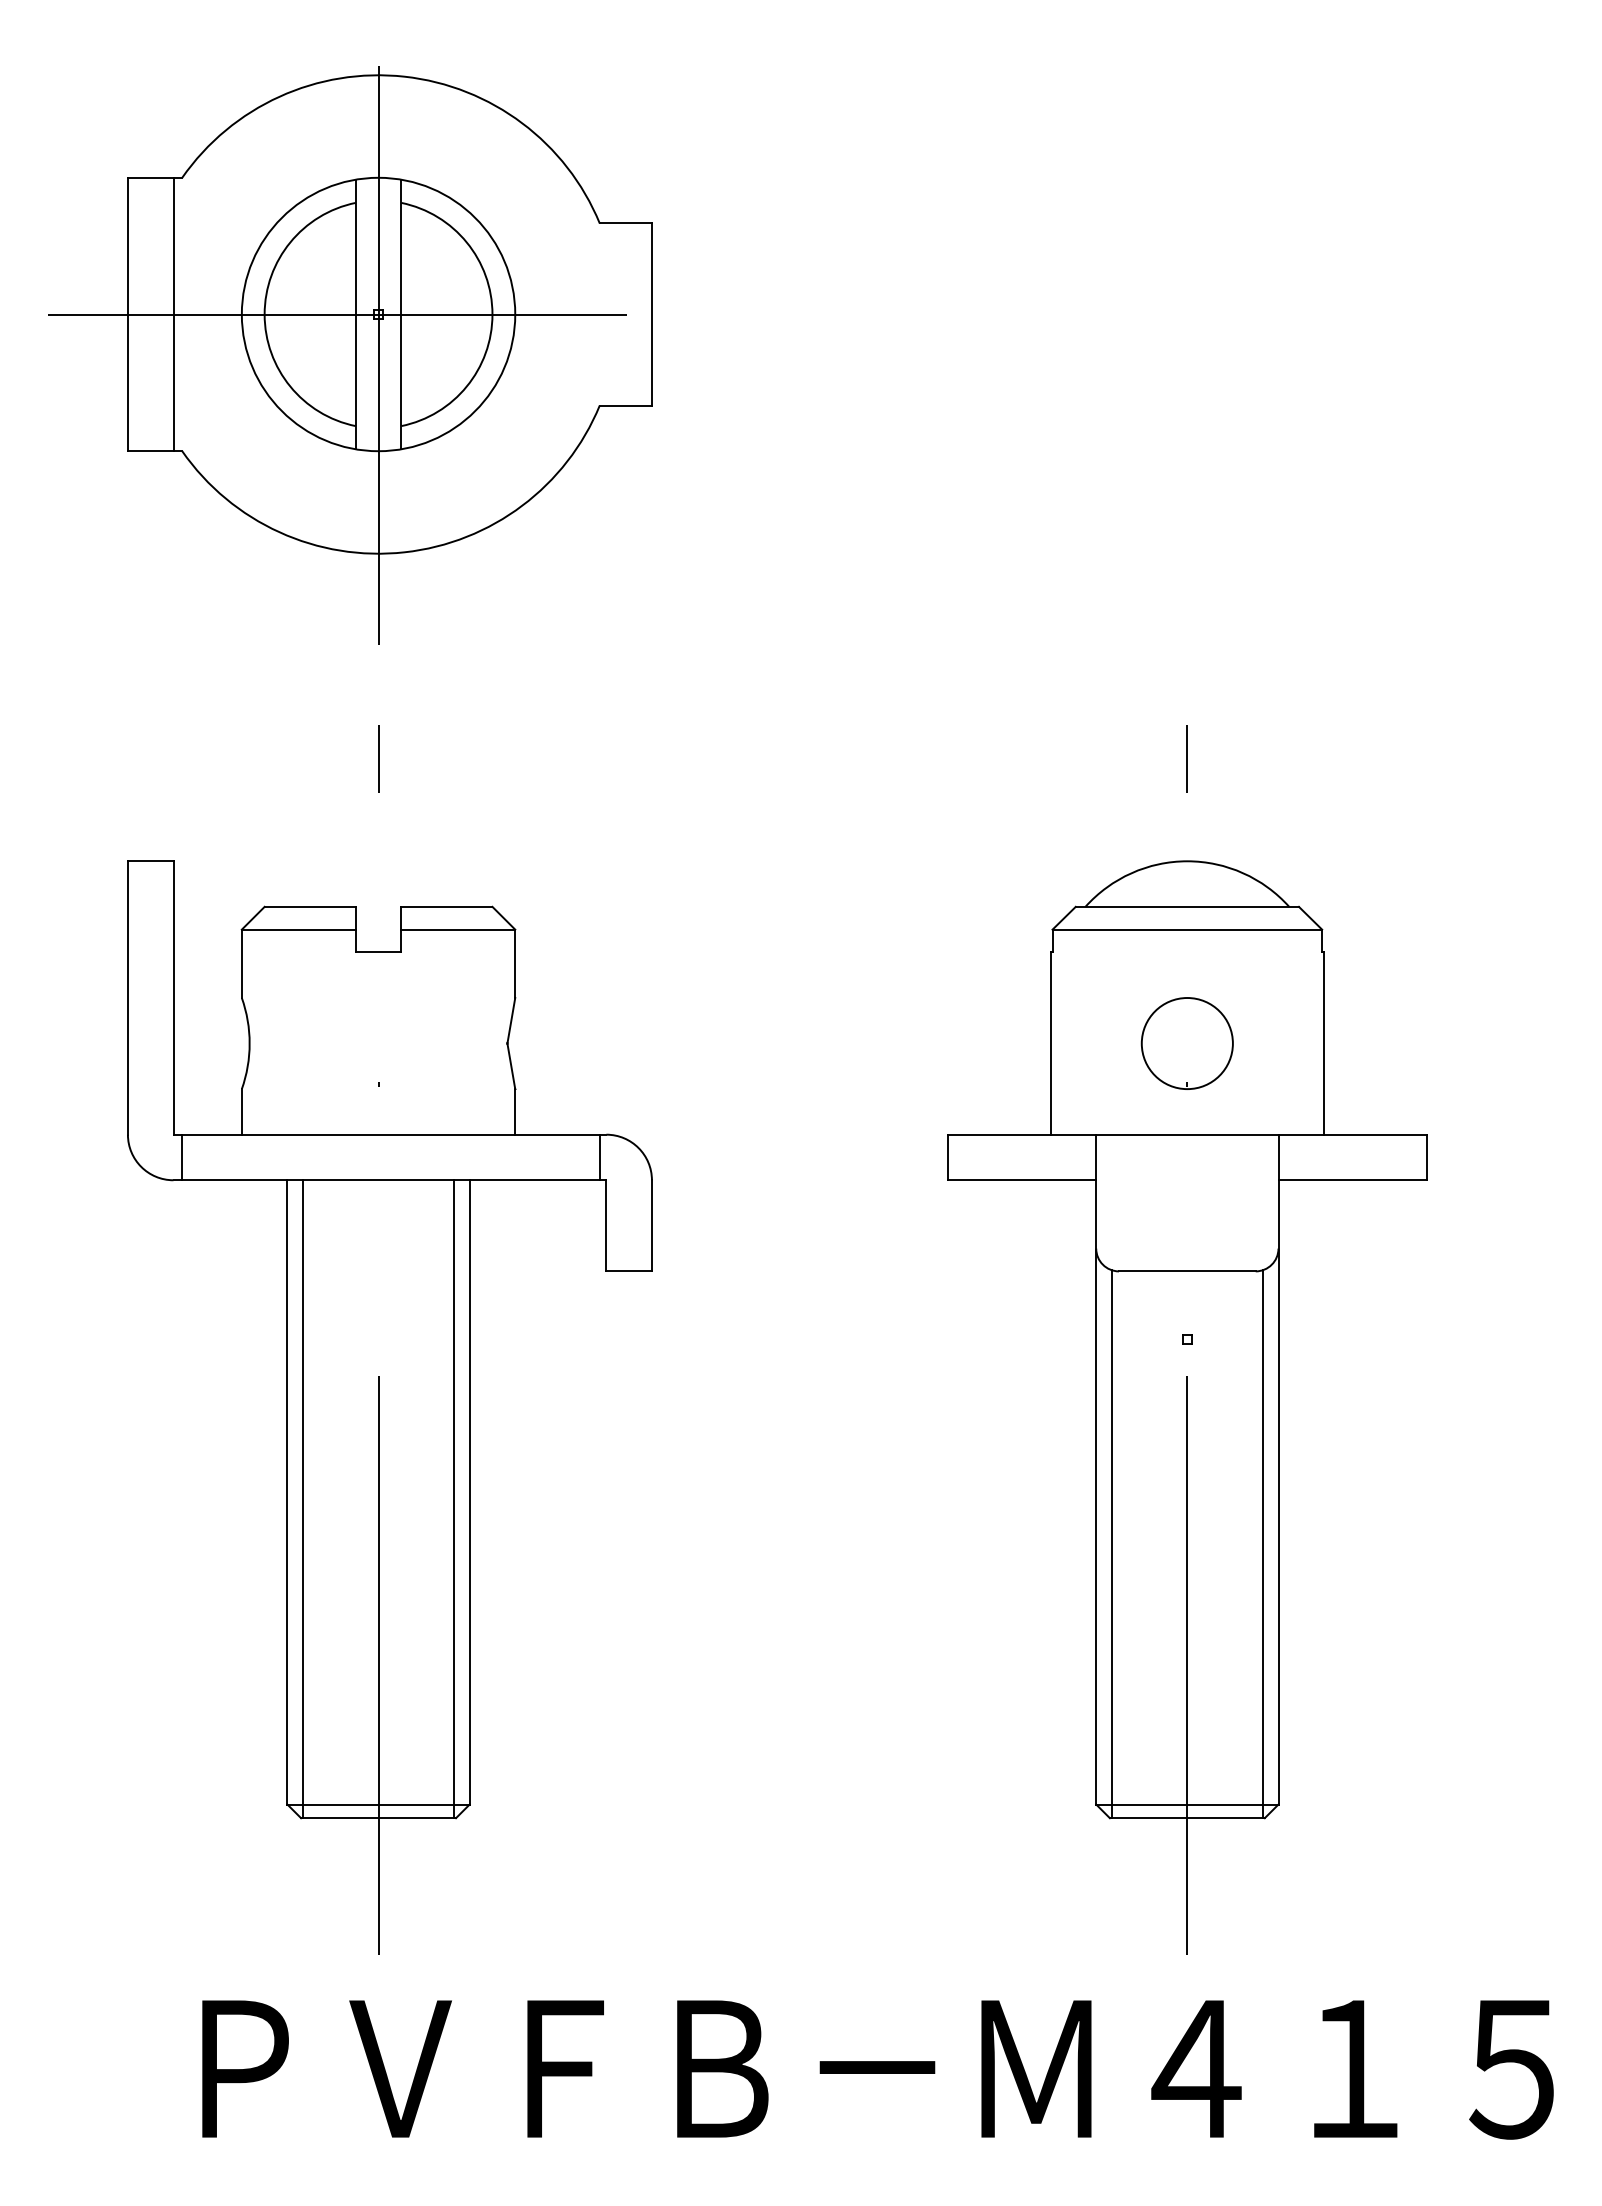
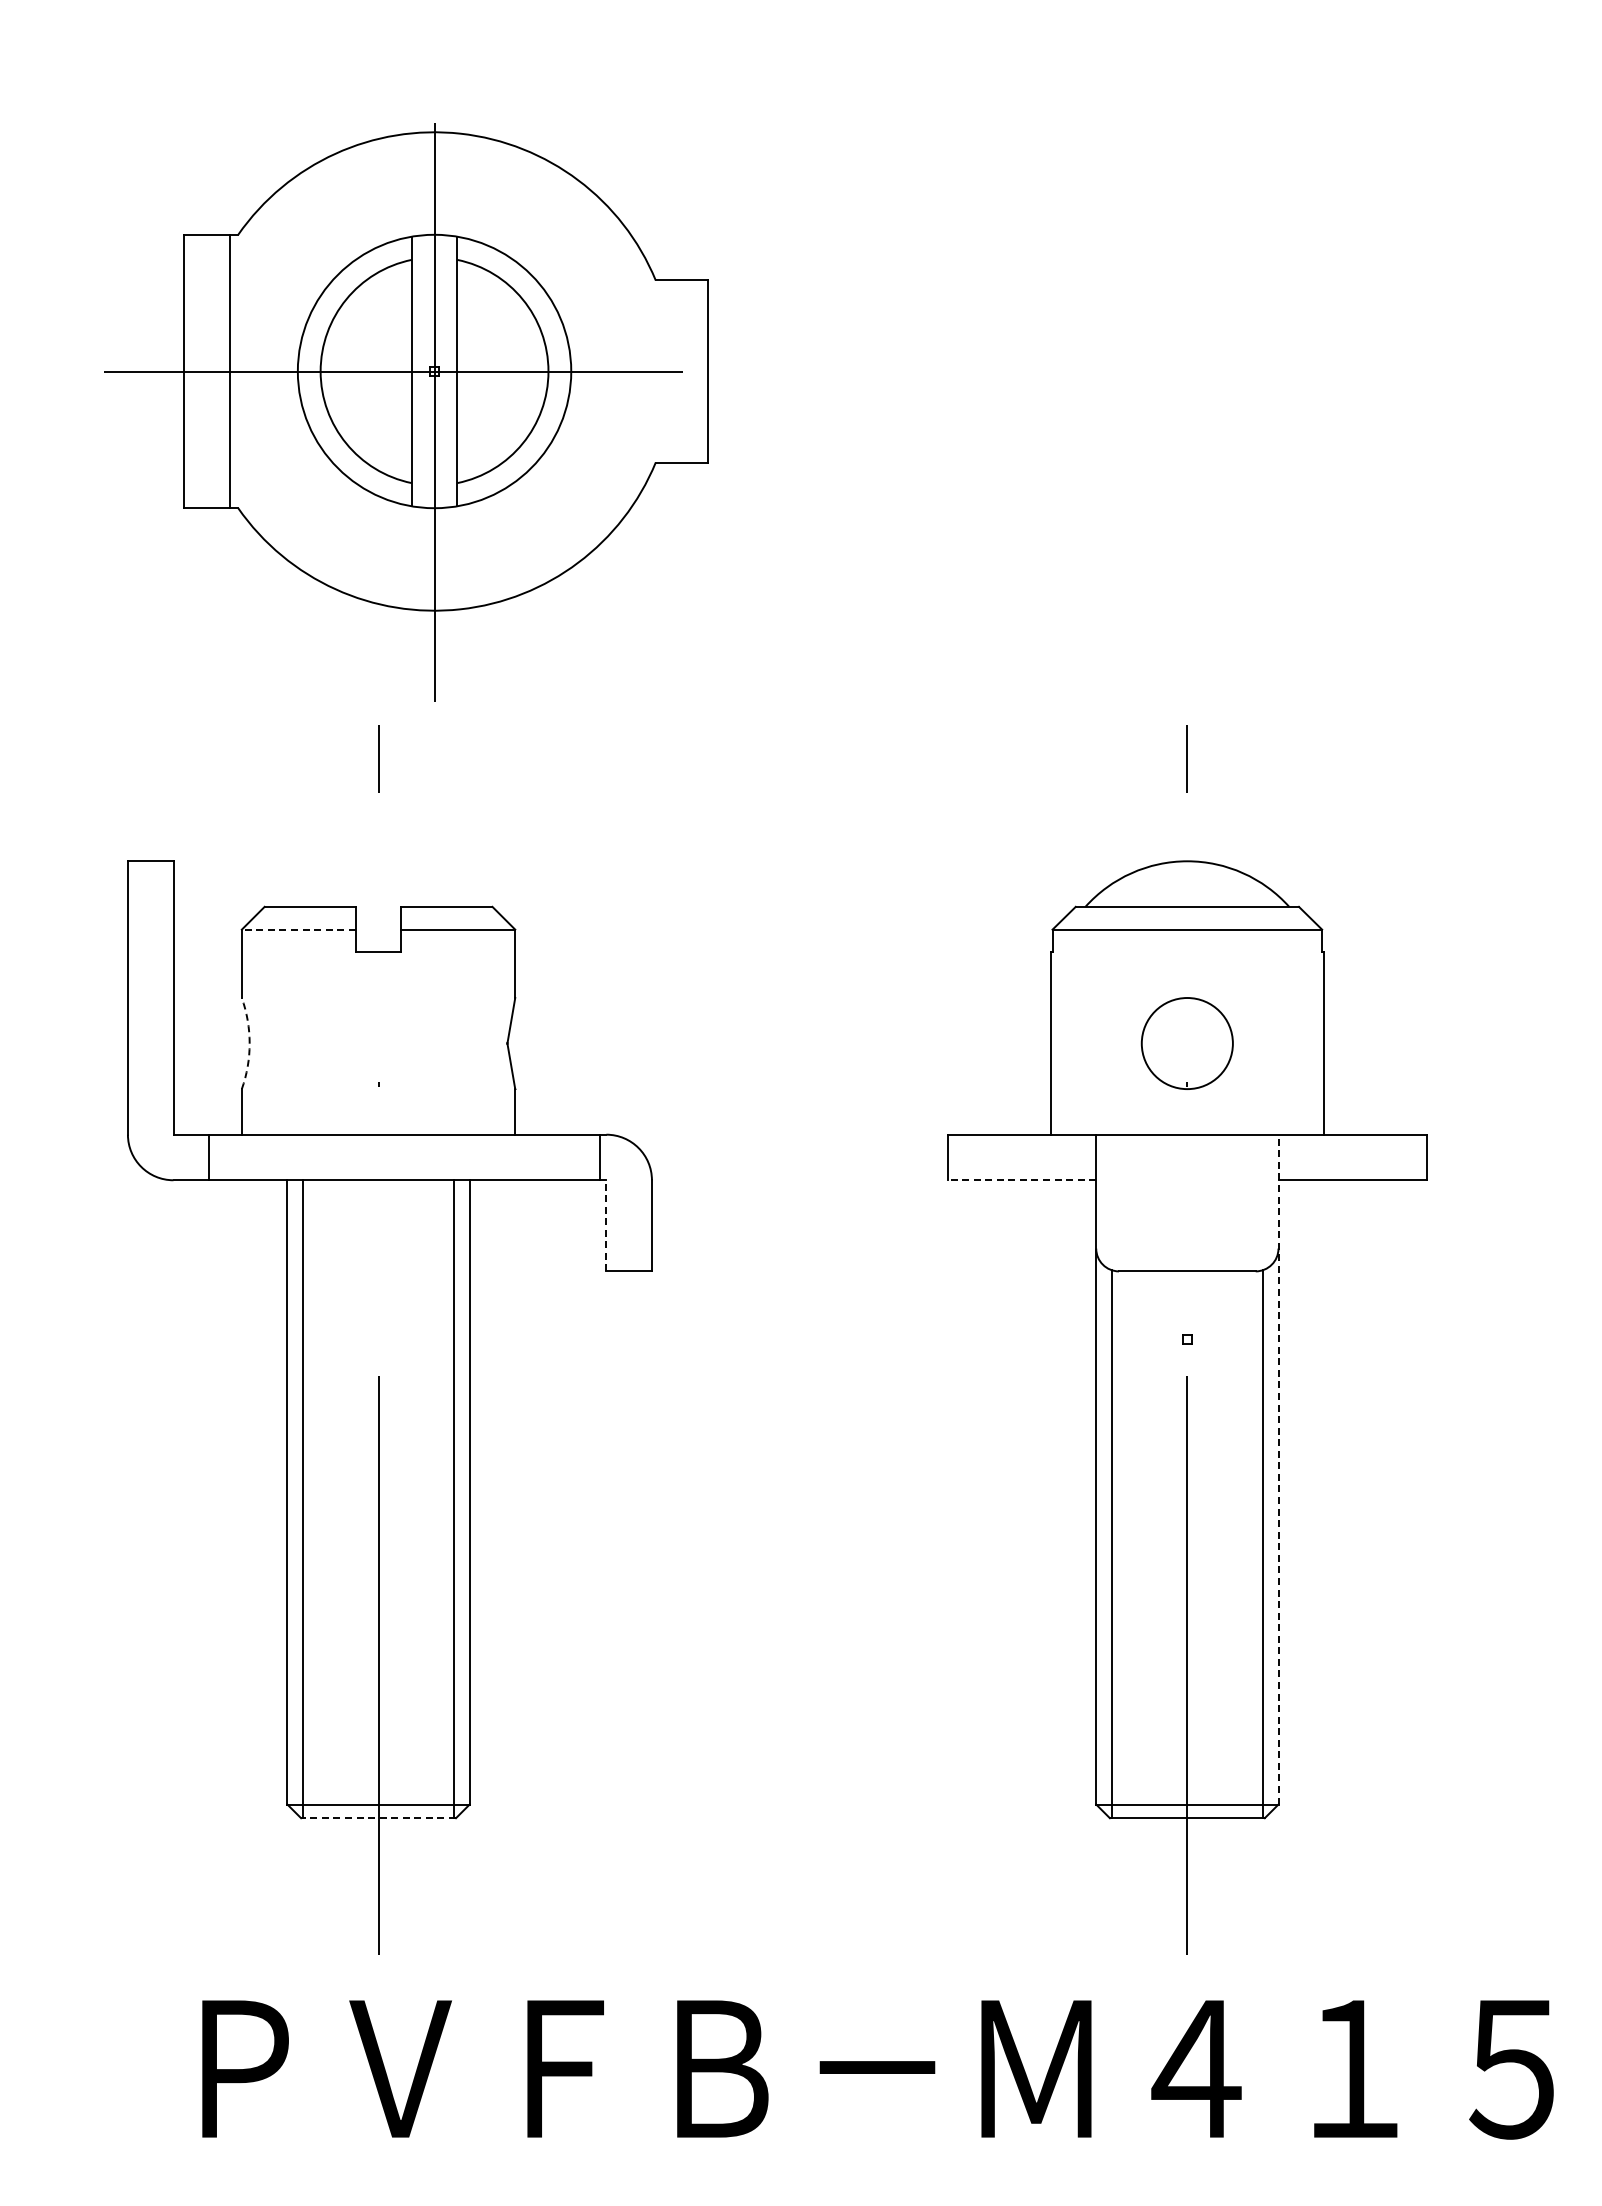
part position: (350, 355) -> (406, 412) (406, 412)
line: solid -> dashed (298, 929)
arc: solid -> dashed (249, 1043)
line position: (182, 1157) -> (209, 1157) (209, 1157)
line: solid -> dashed (1021, 1180)
line: solid -> dashed (606, 1225)
line: solid -> dashed (1278, 1469)
line: solid -> dashed (378, 1818)
